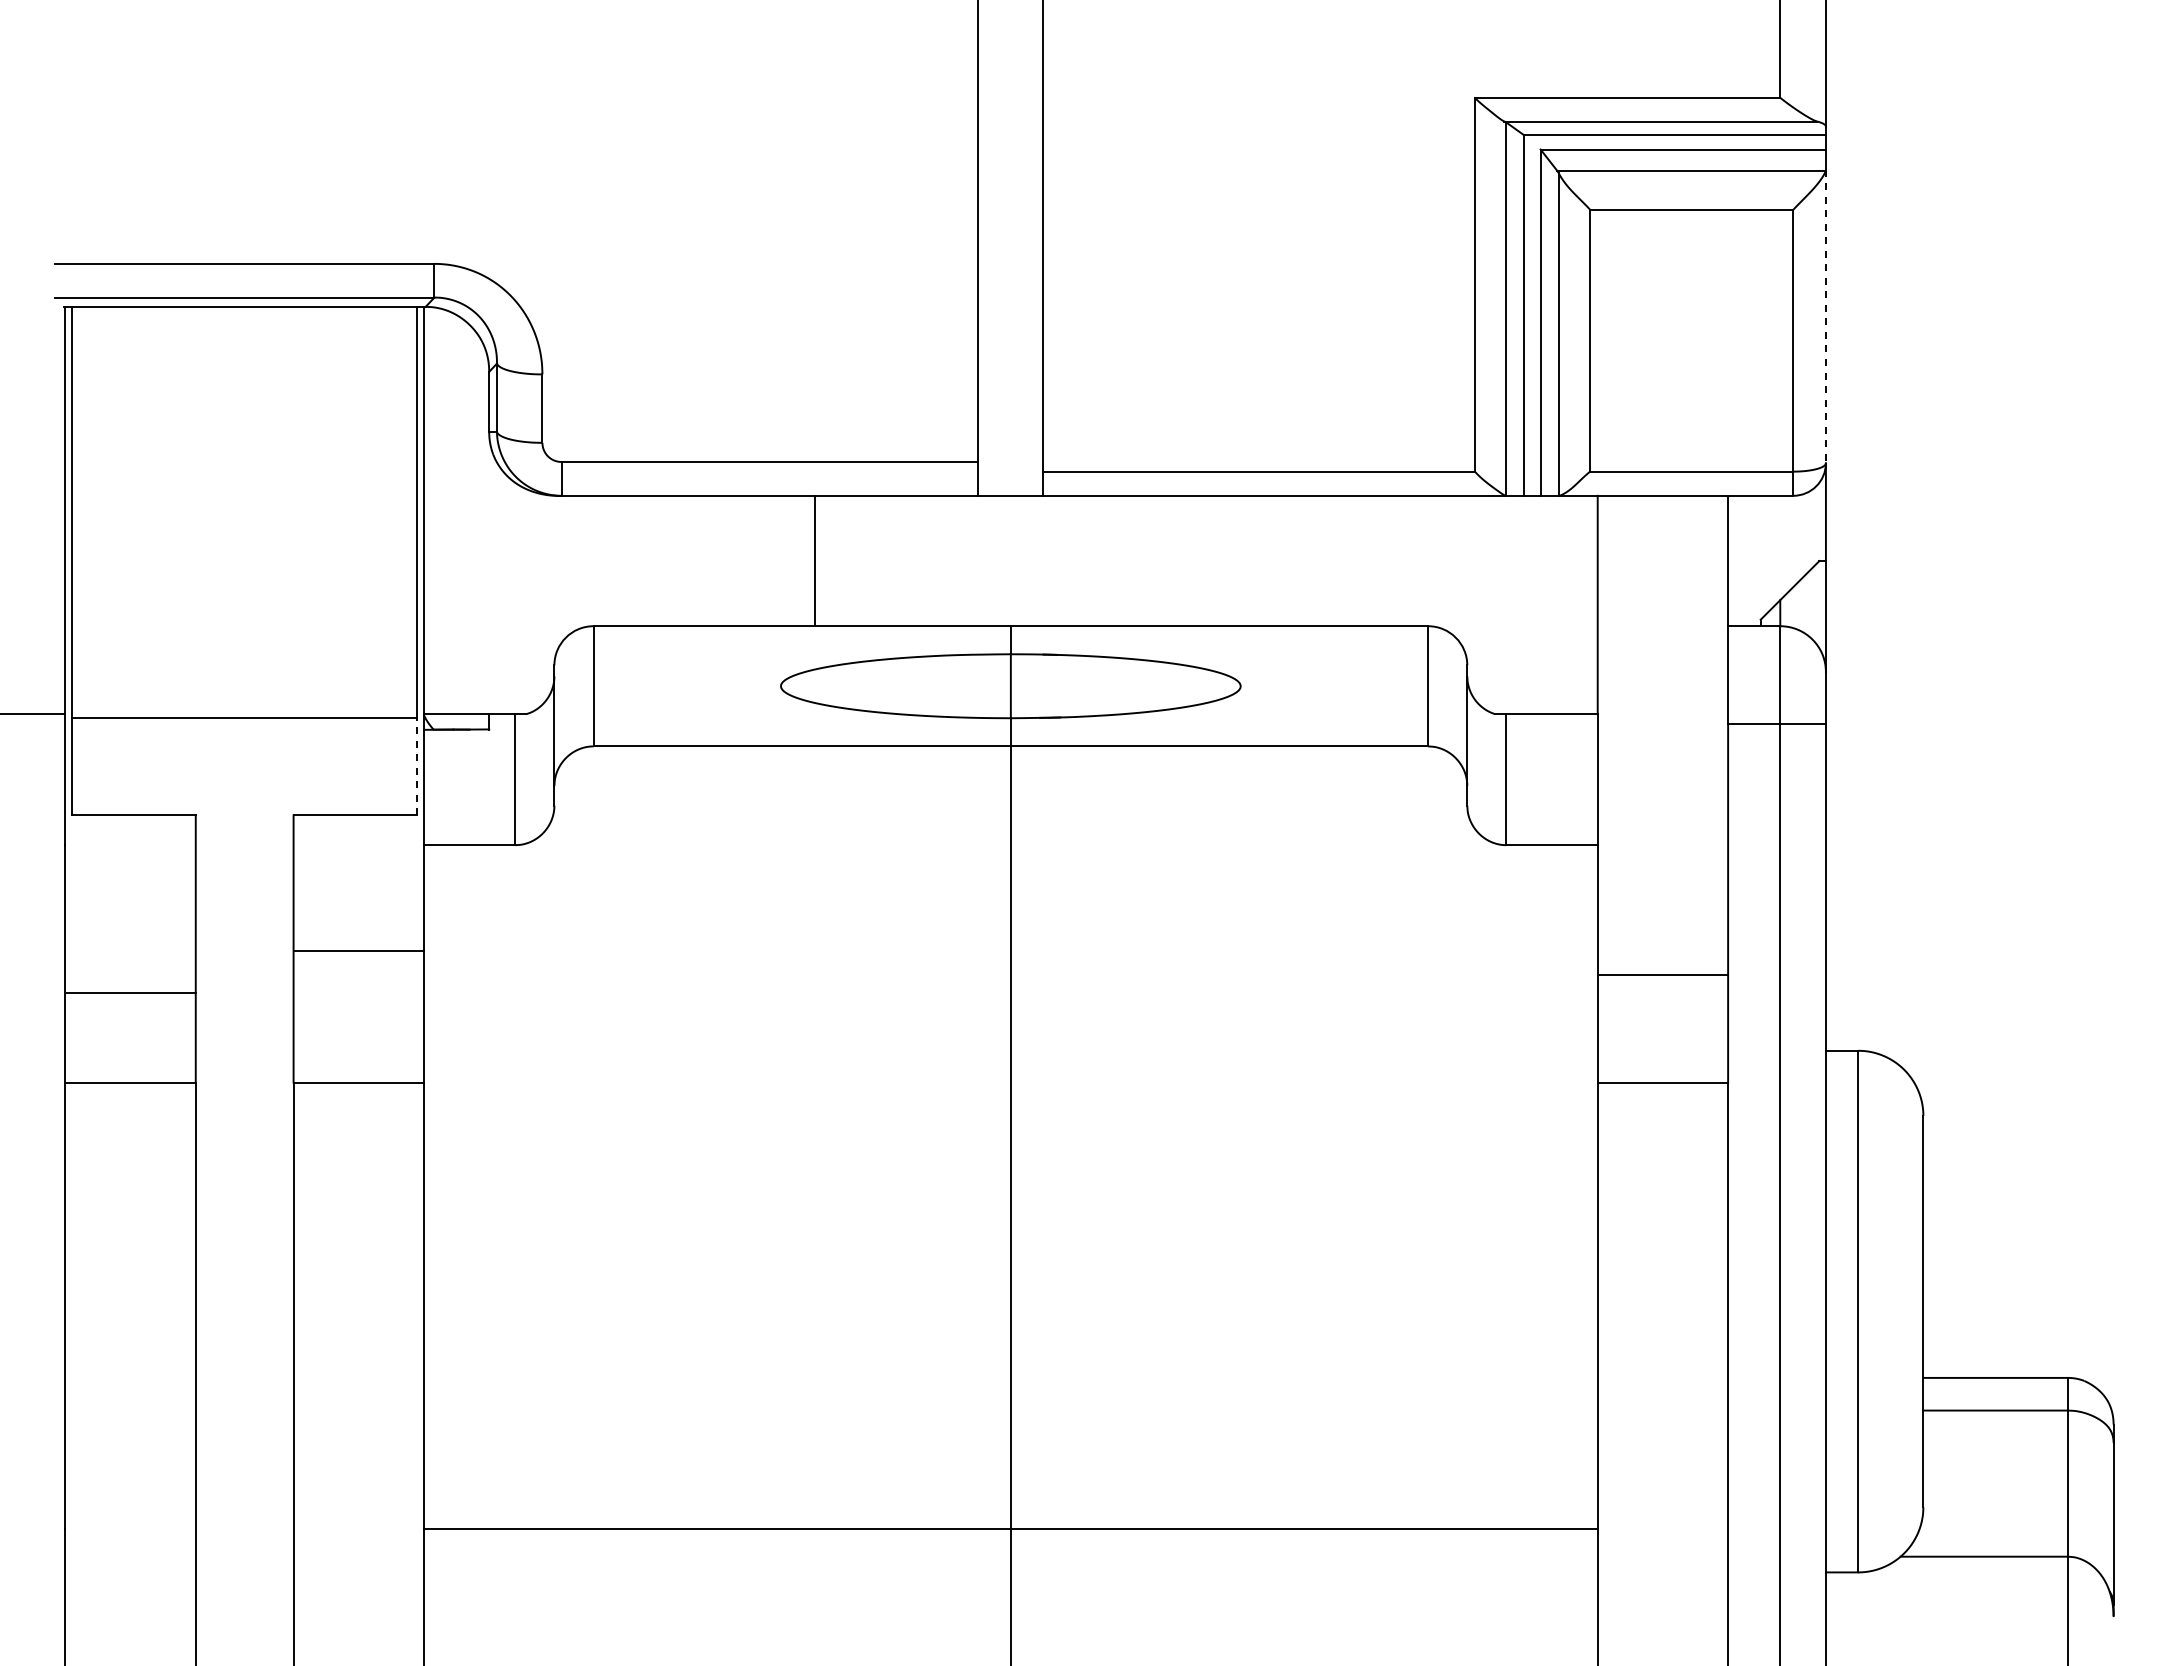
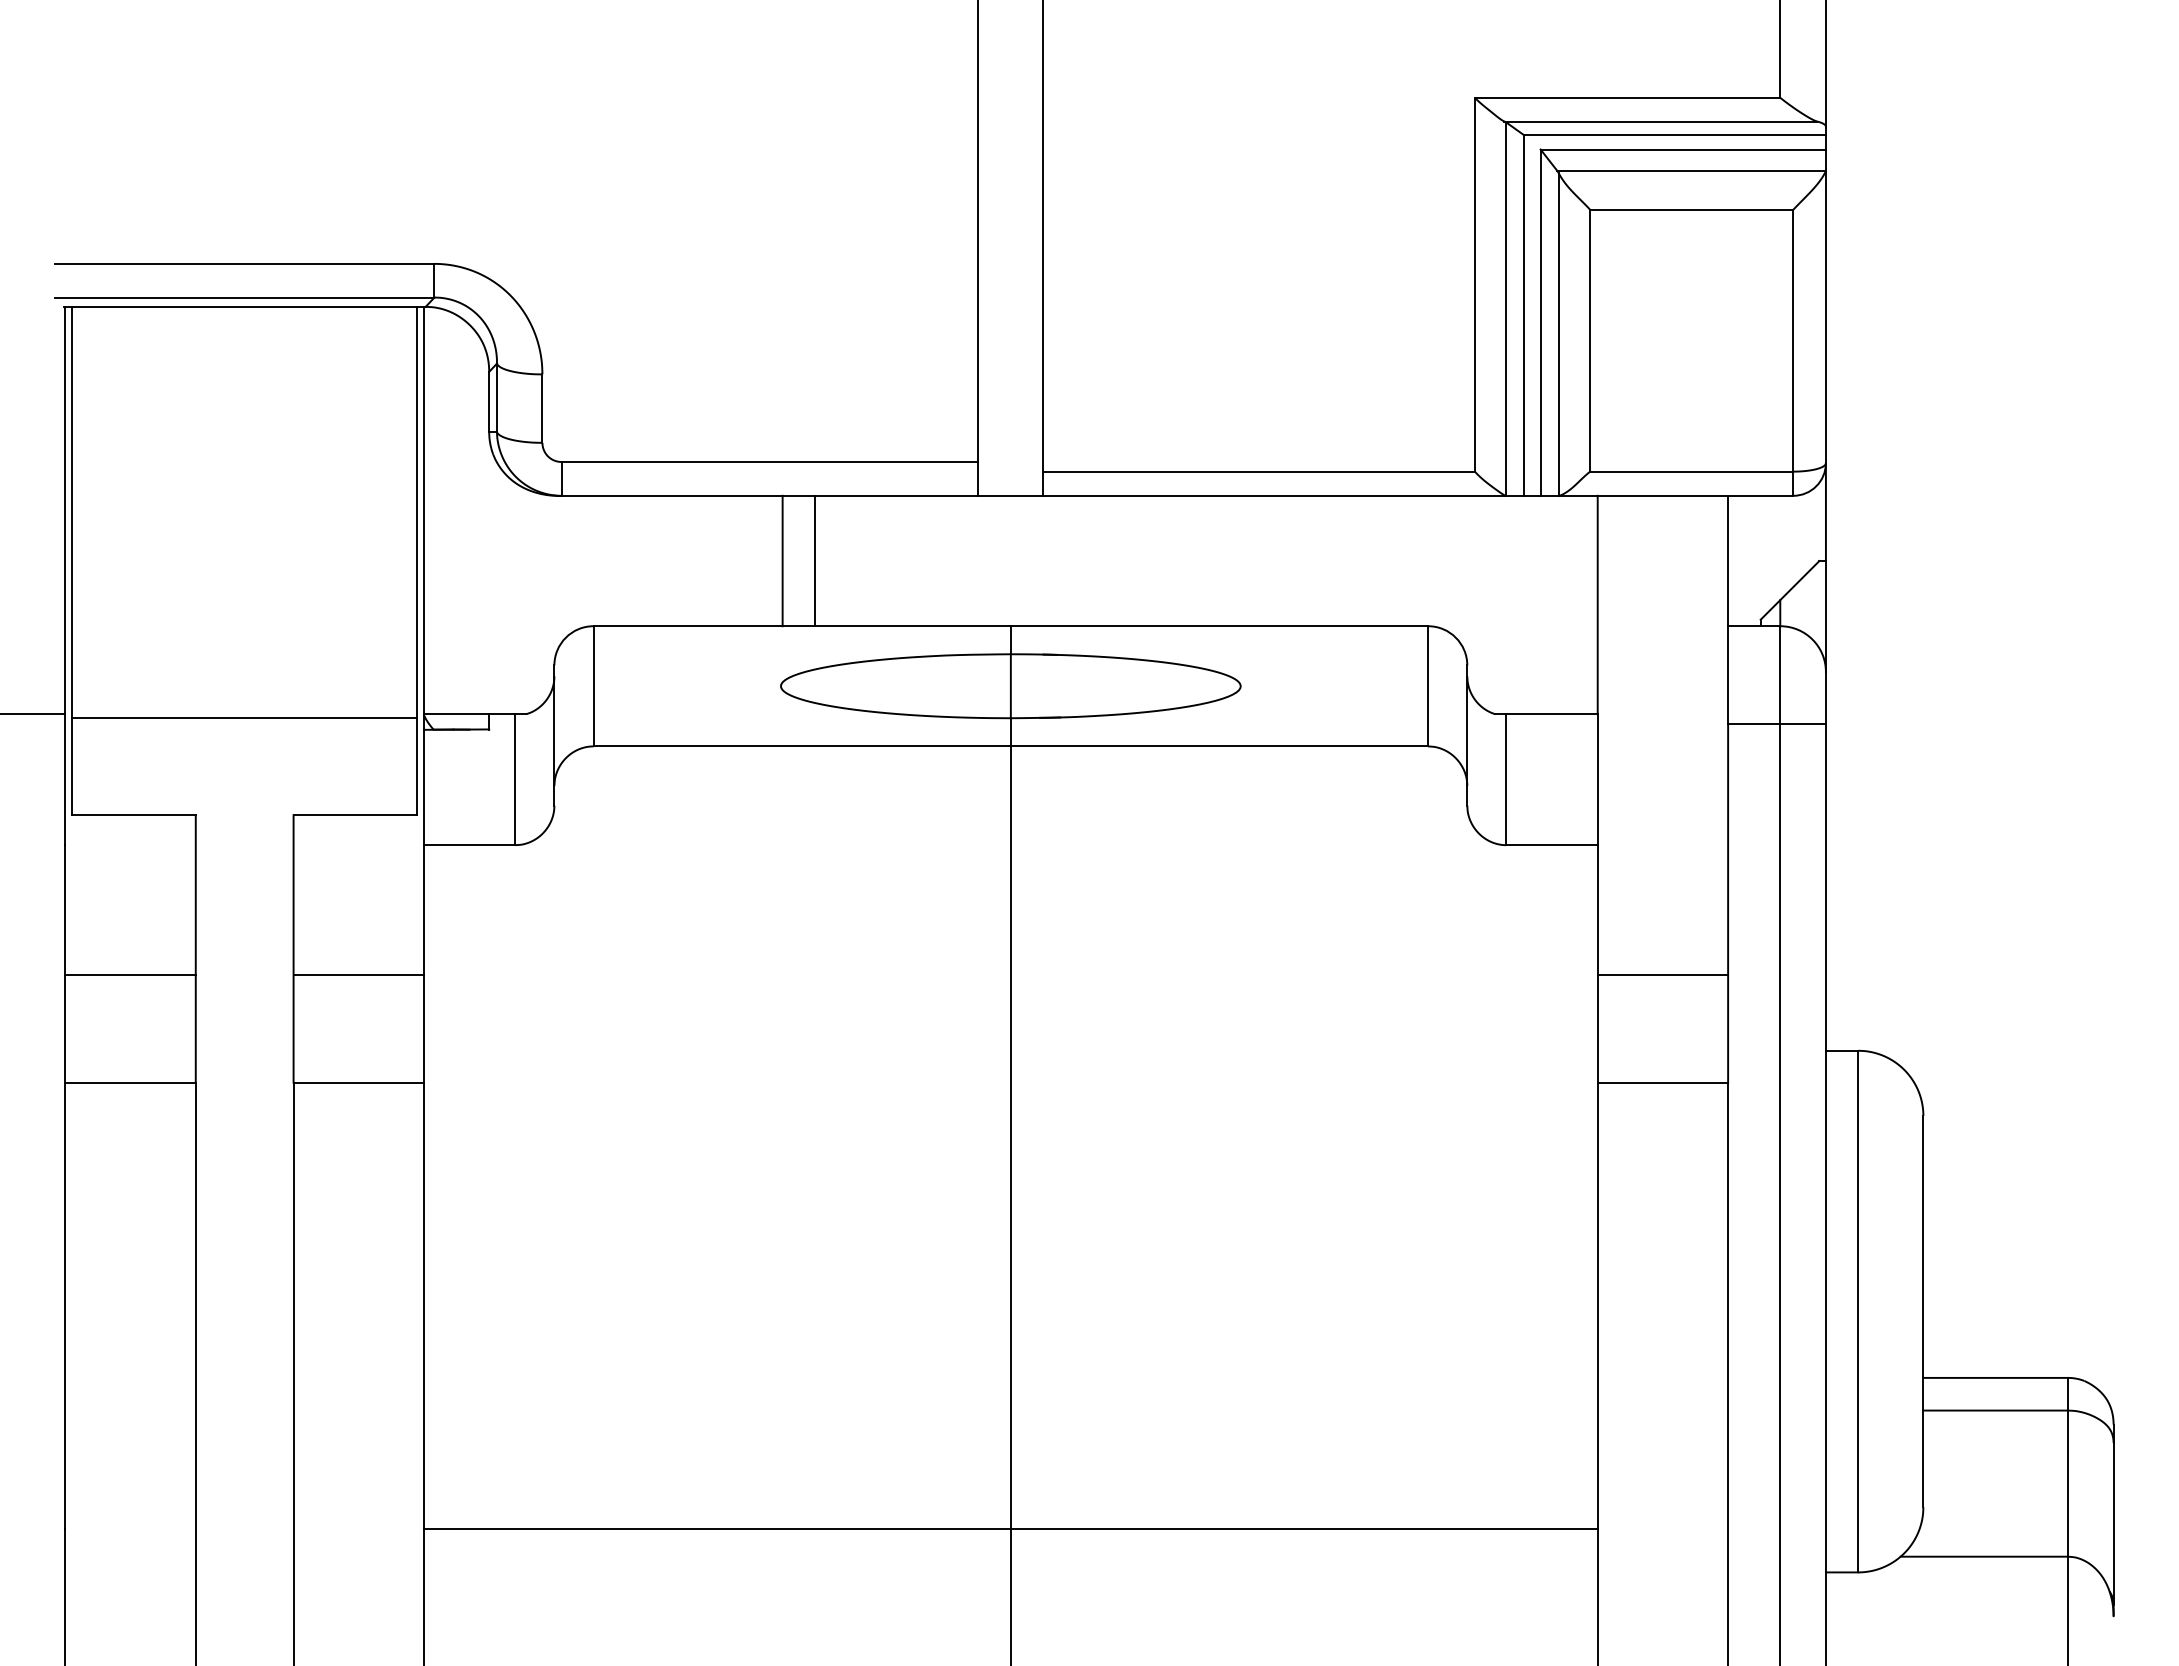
line: dashed -> solid (1825, 316)
line: none -> present (782, 560)
line: dashed -> solid (417, 766)
line position: (358, 951) -> (358, 975) (358, 975)
line position: (130, 993) -> (130, 975) (130, 975)
